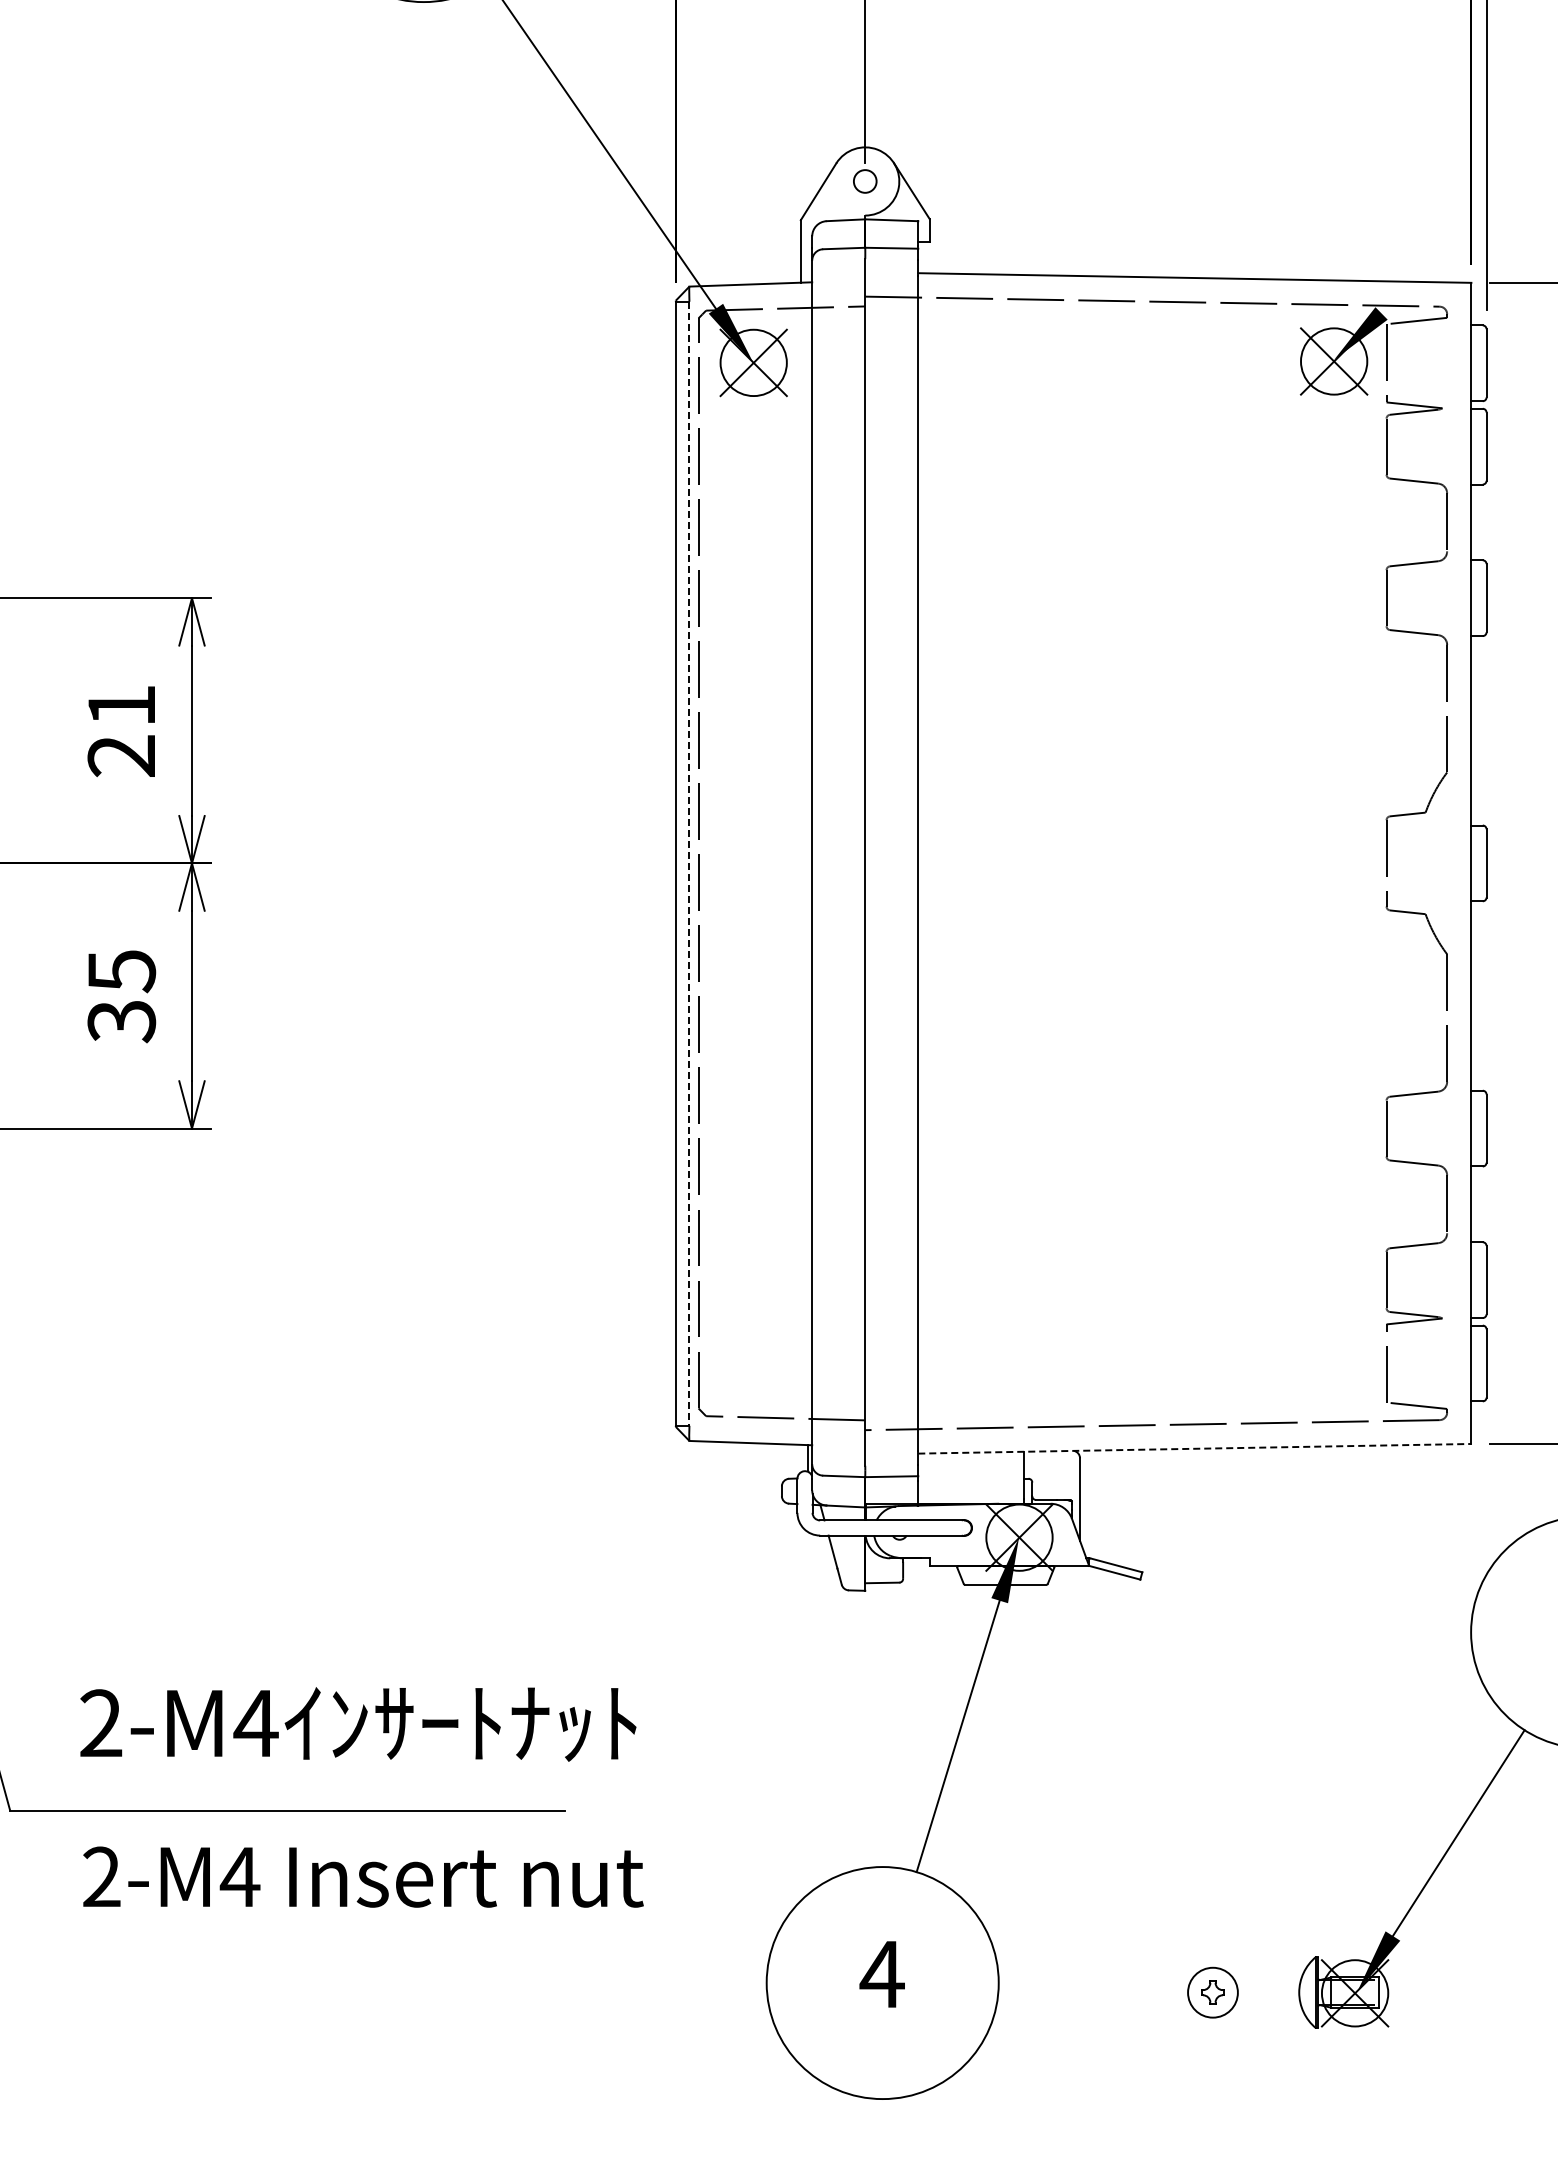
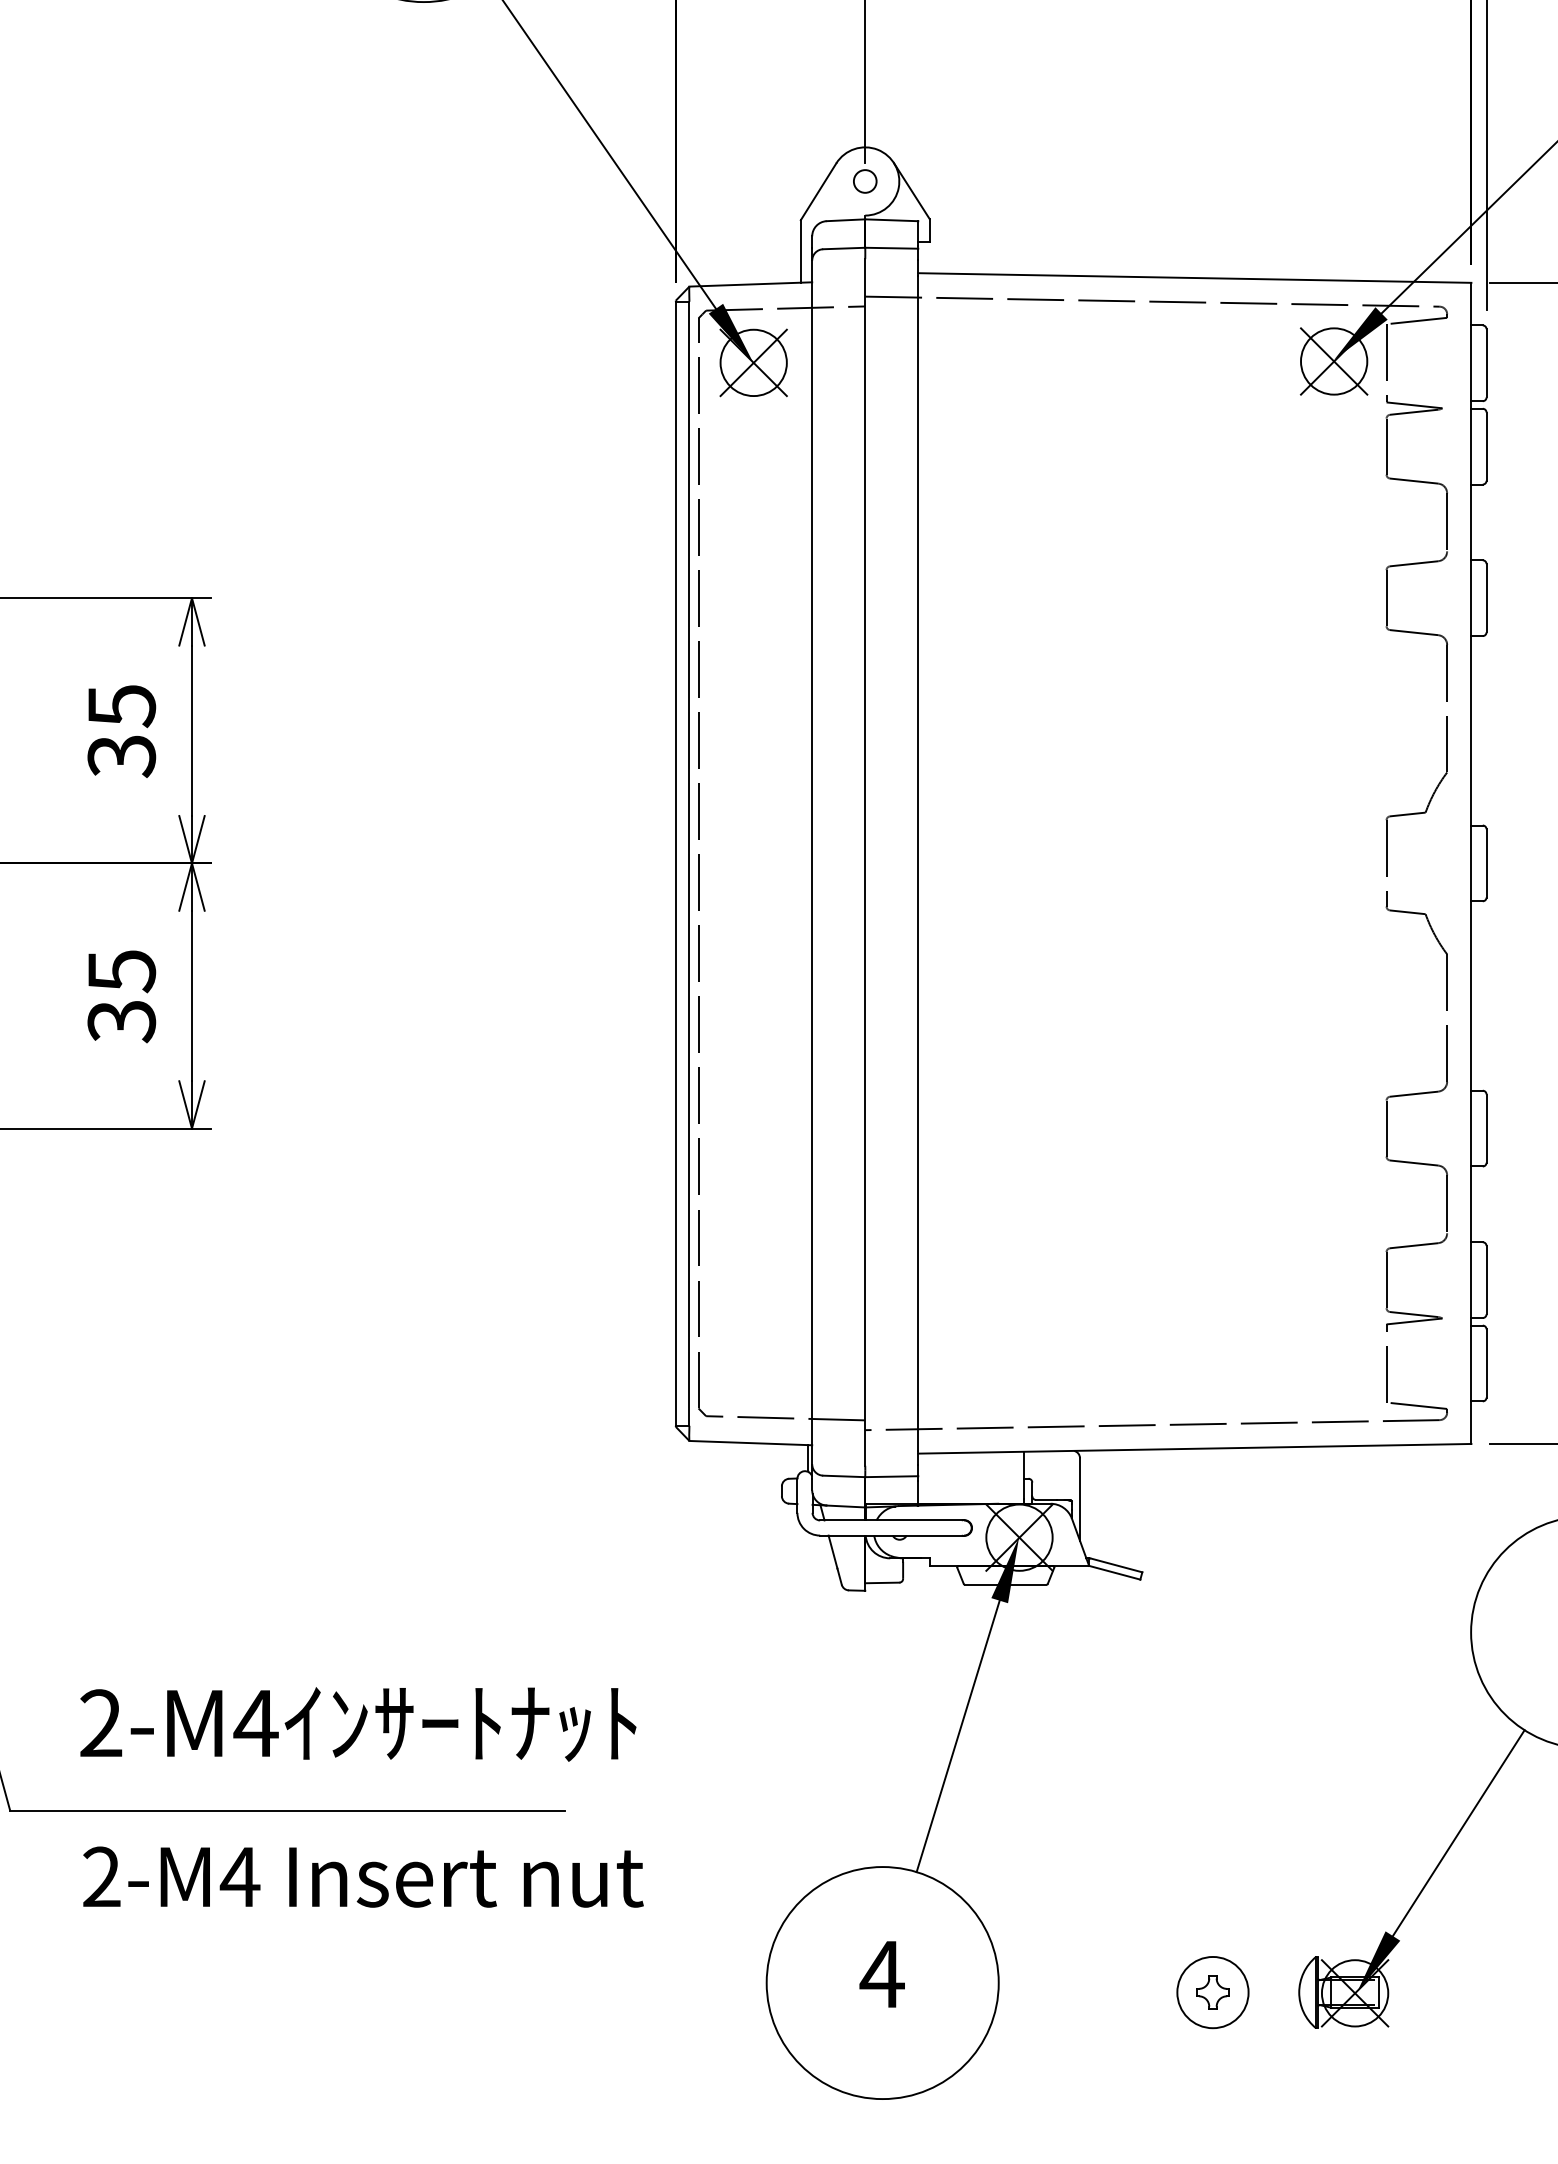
line: none -> present (1467, 228)
text: 21 -> 35 (121, 731)
line: dashed -> solid (689, 864)
line: dashed -> solid (1194, 1448)
part size: 52x53 px -> 74x74 px (1212, 1992)
